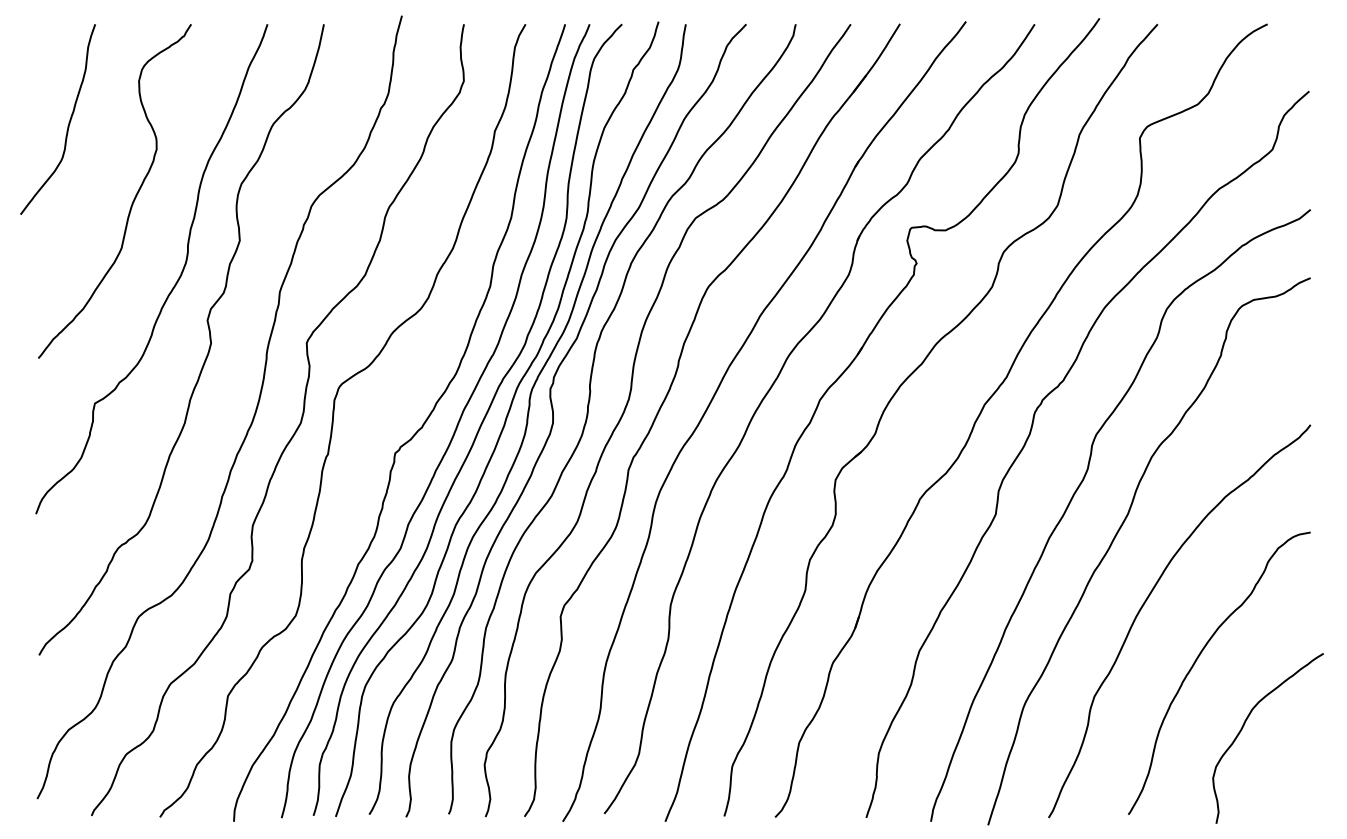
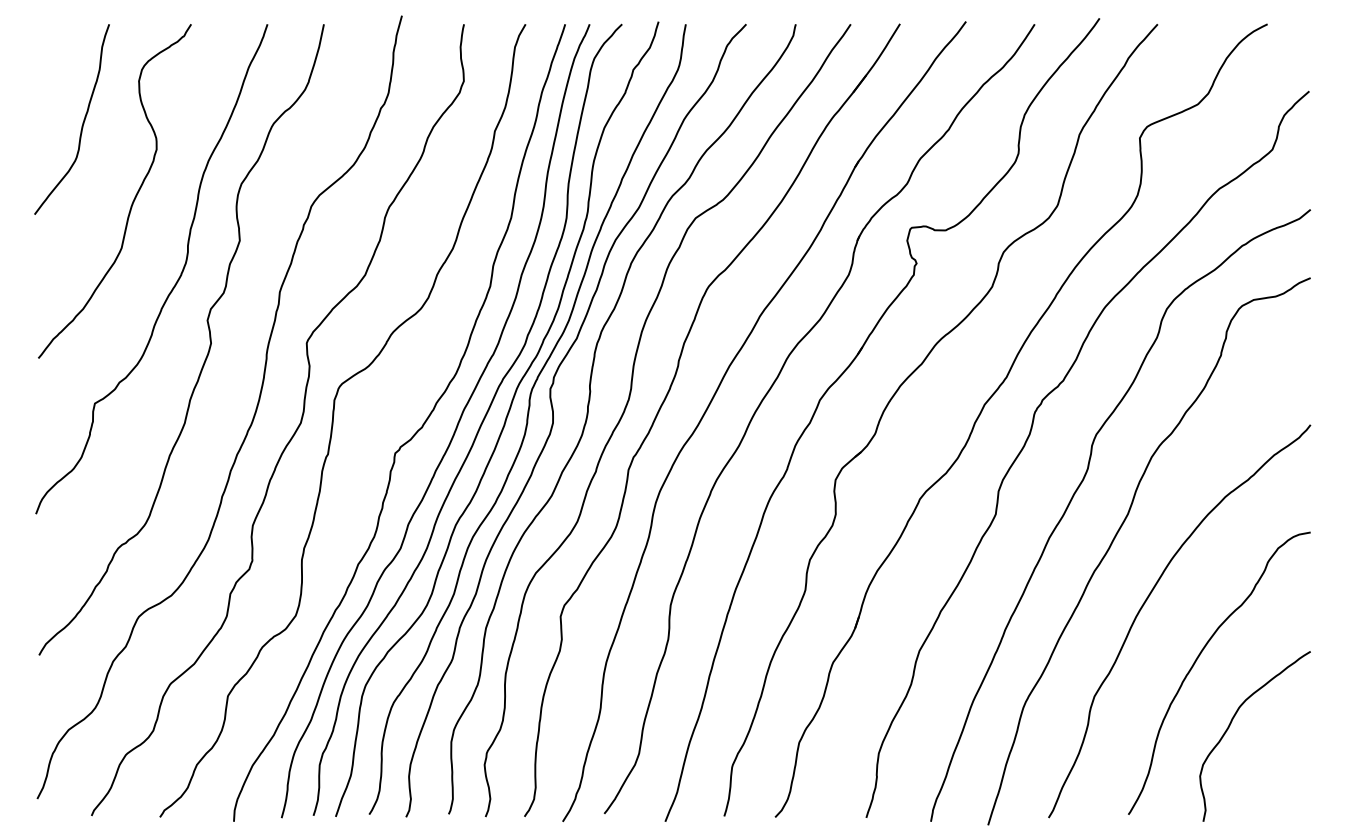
curve position: (68, 122) -> (82, 122) (82, 122)
curve position: (1243, 727) -> (1230, 725) (1230, 725)
